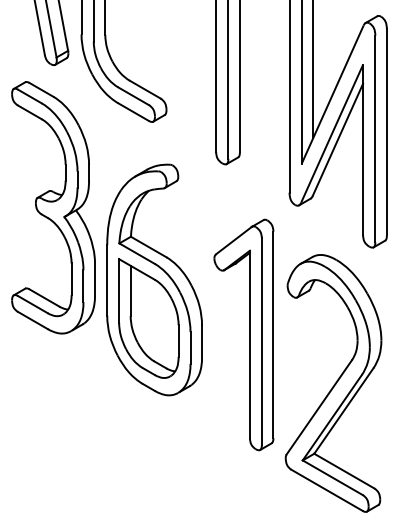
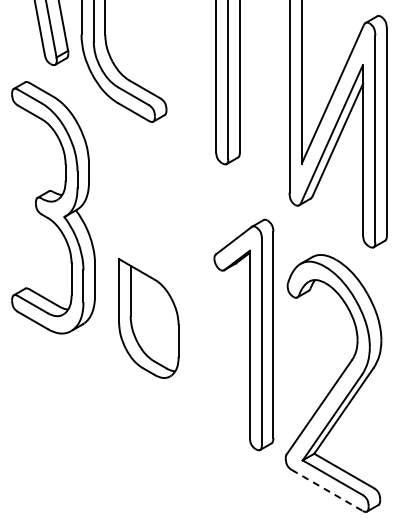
line: present -> none (313, 69)
part: present -> none (154, 279)
line: solid -> dashed (327, 490)
